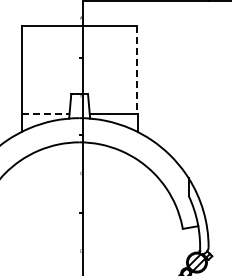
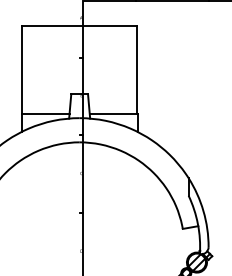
line: dashed -> solid (137, 70)
line: dashed -> solid (46, 114)
